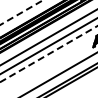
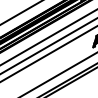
line: dashed -> solid (21, 12)
line: dashed -> solid (49, 53)
